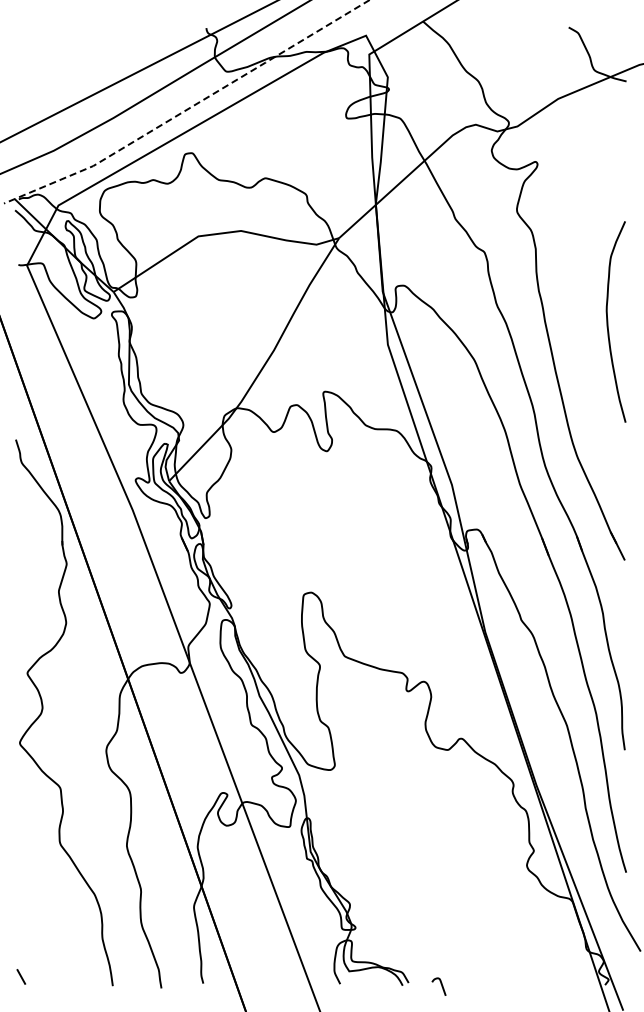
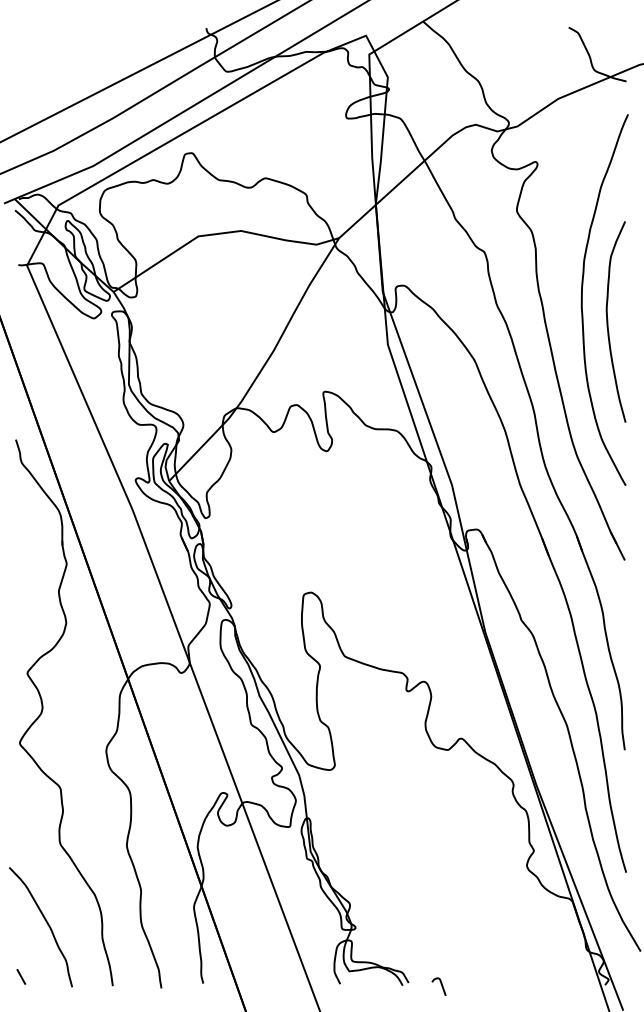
line: dashed -> solid (189, 108)
curve: none -> present (582, 299)
curve: none -> present (46, 923)
